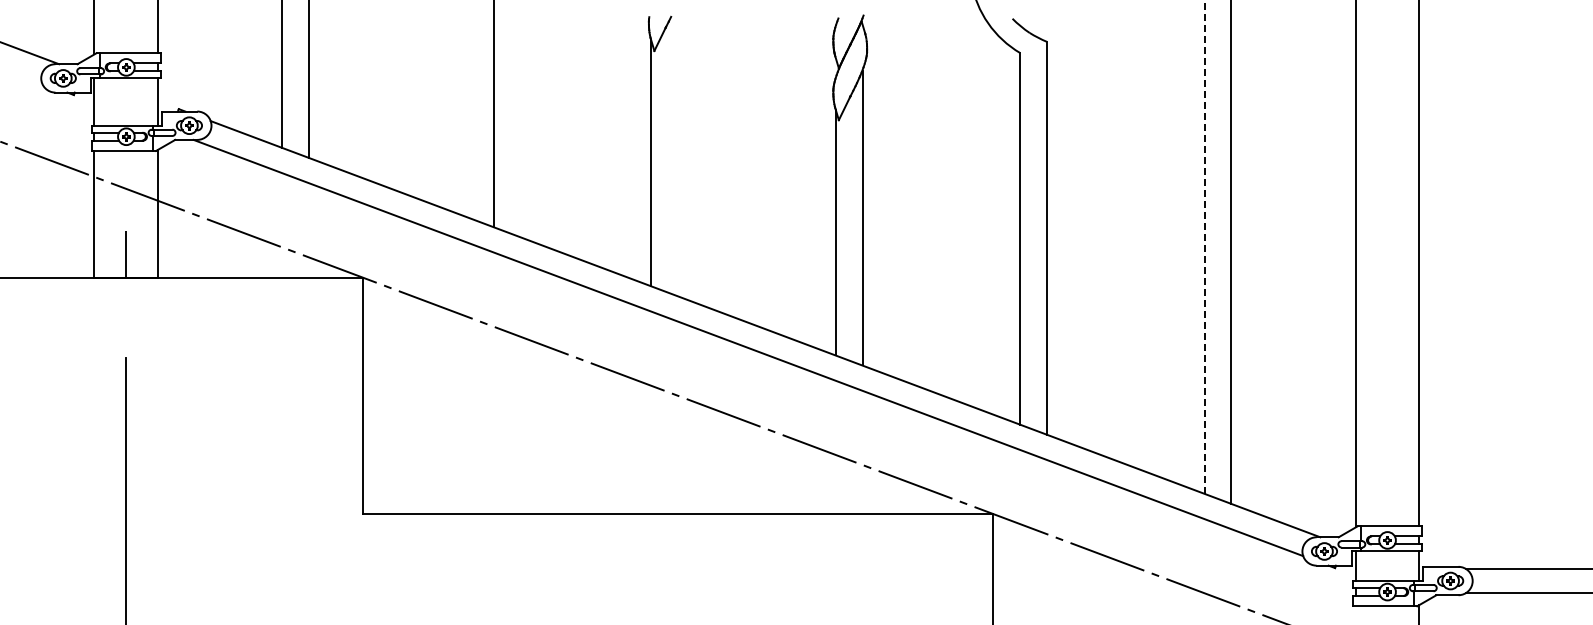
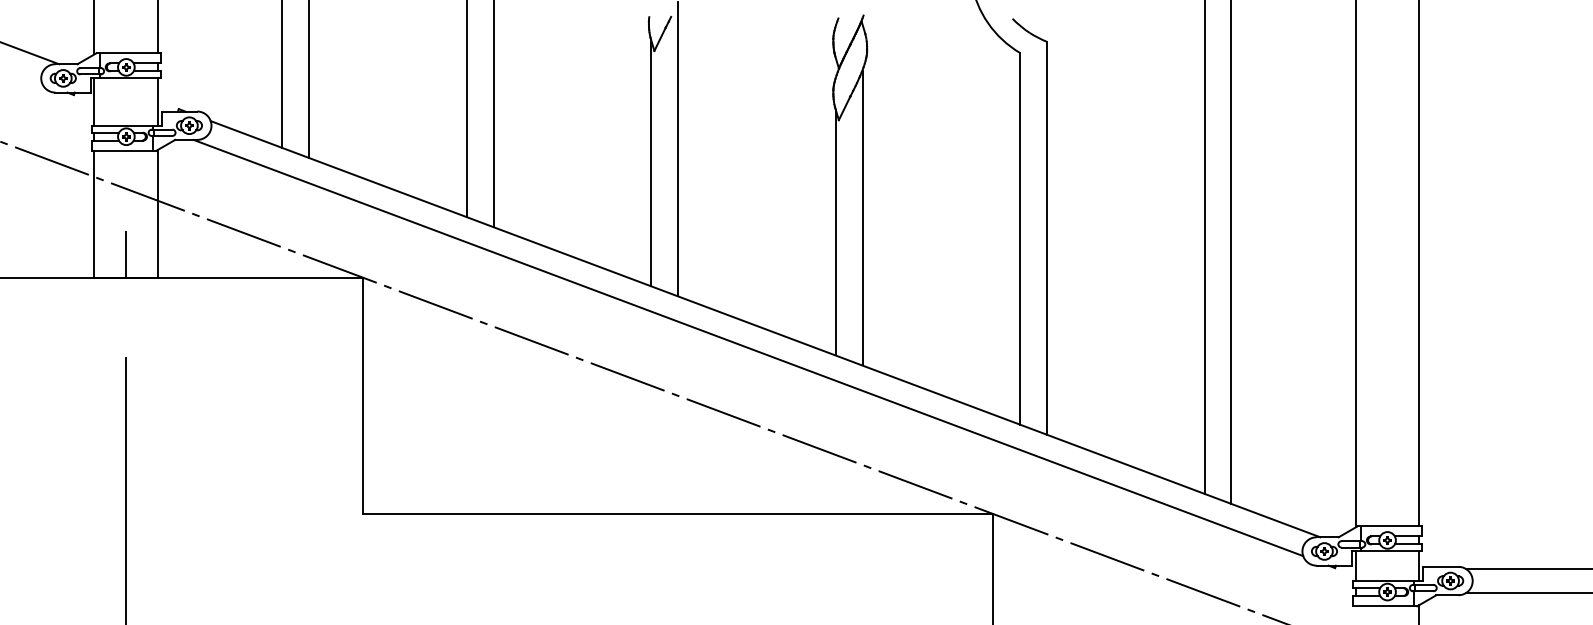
line: none -> present (466, 109)
line: none -> present (678, 149)
line: dashed -> solid (1204, 247)
